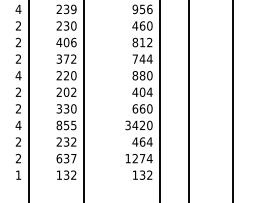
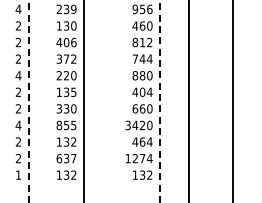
text: 230 -> 130 (58, 25)
text: 202 -> 135 (66, 91)
line: solid -> dashed (29, 101)
line: solid -> dashed (160, 101)
text: 232 -> 132 (58, 141)
